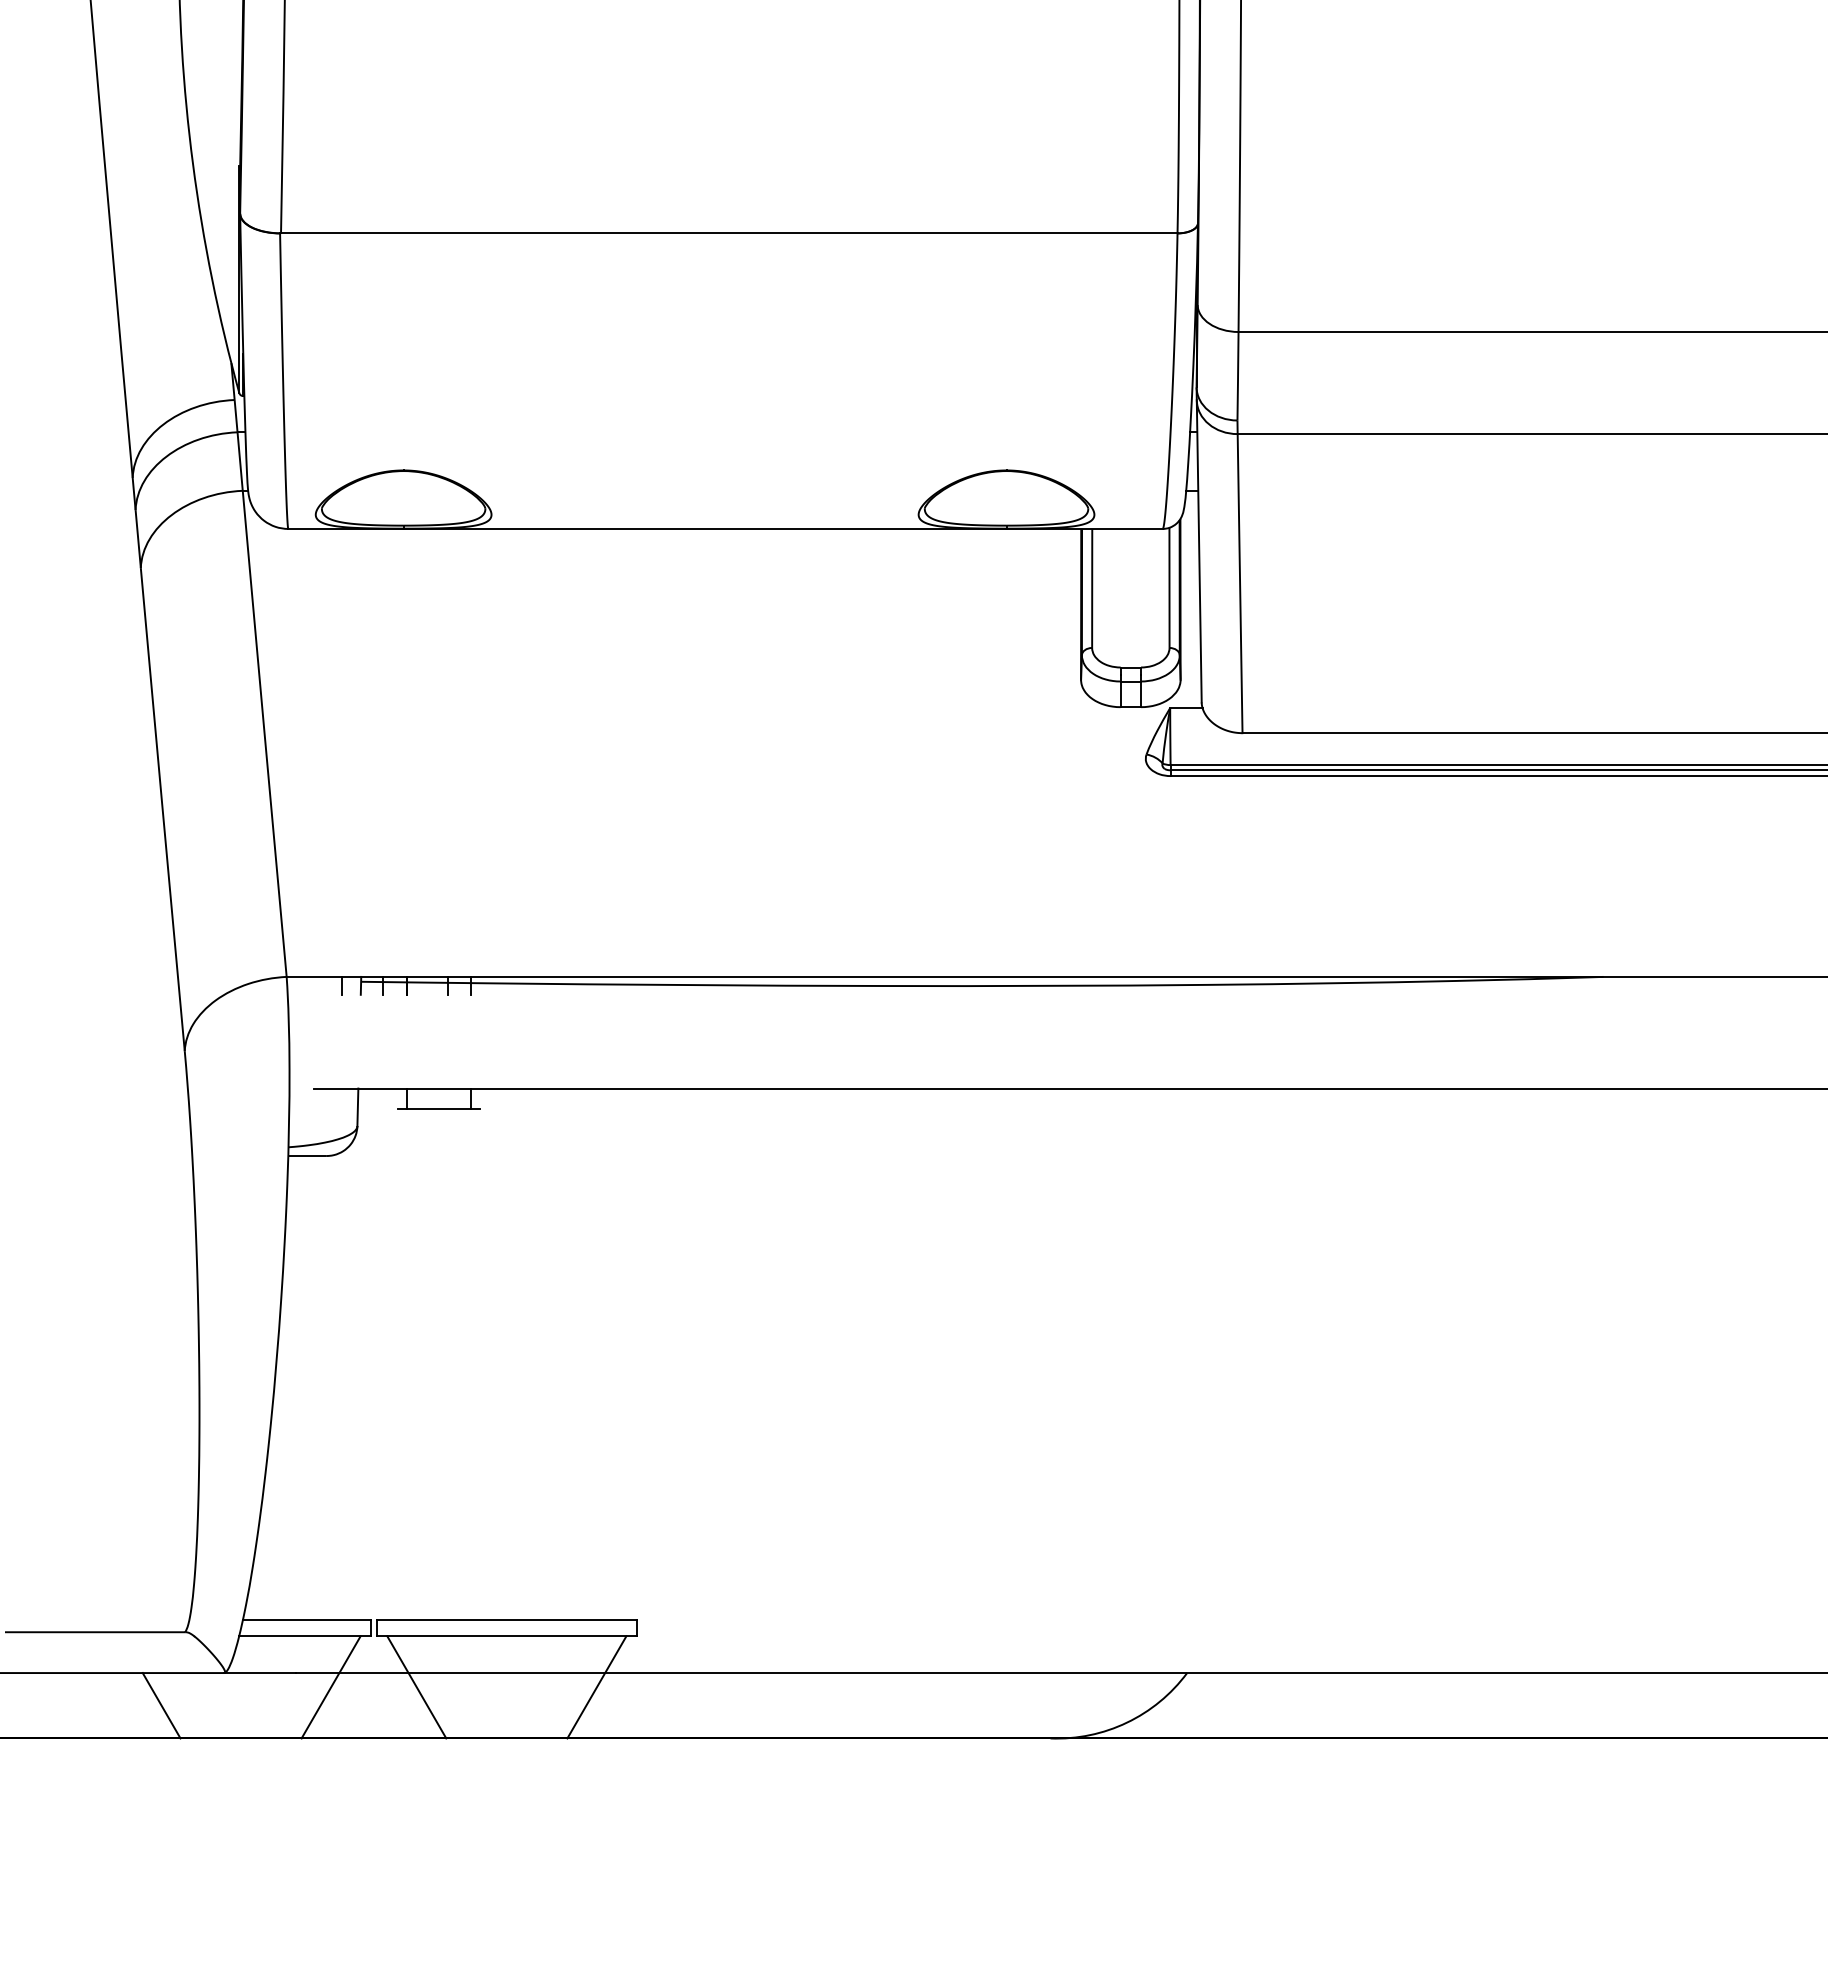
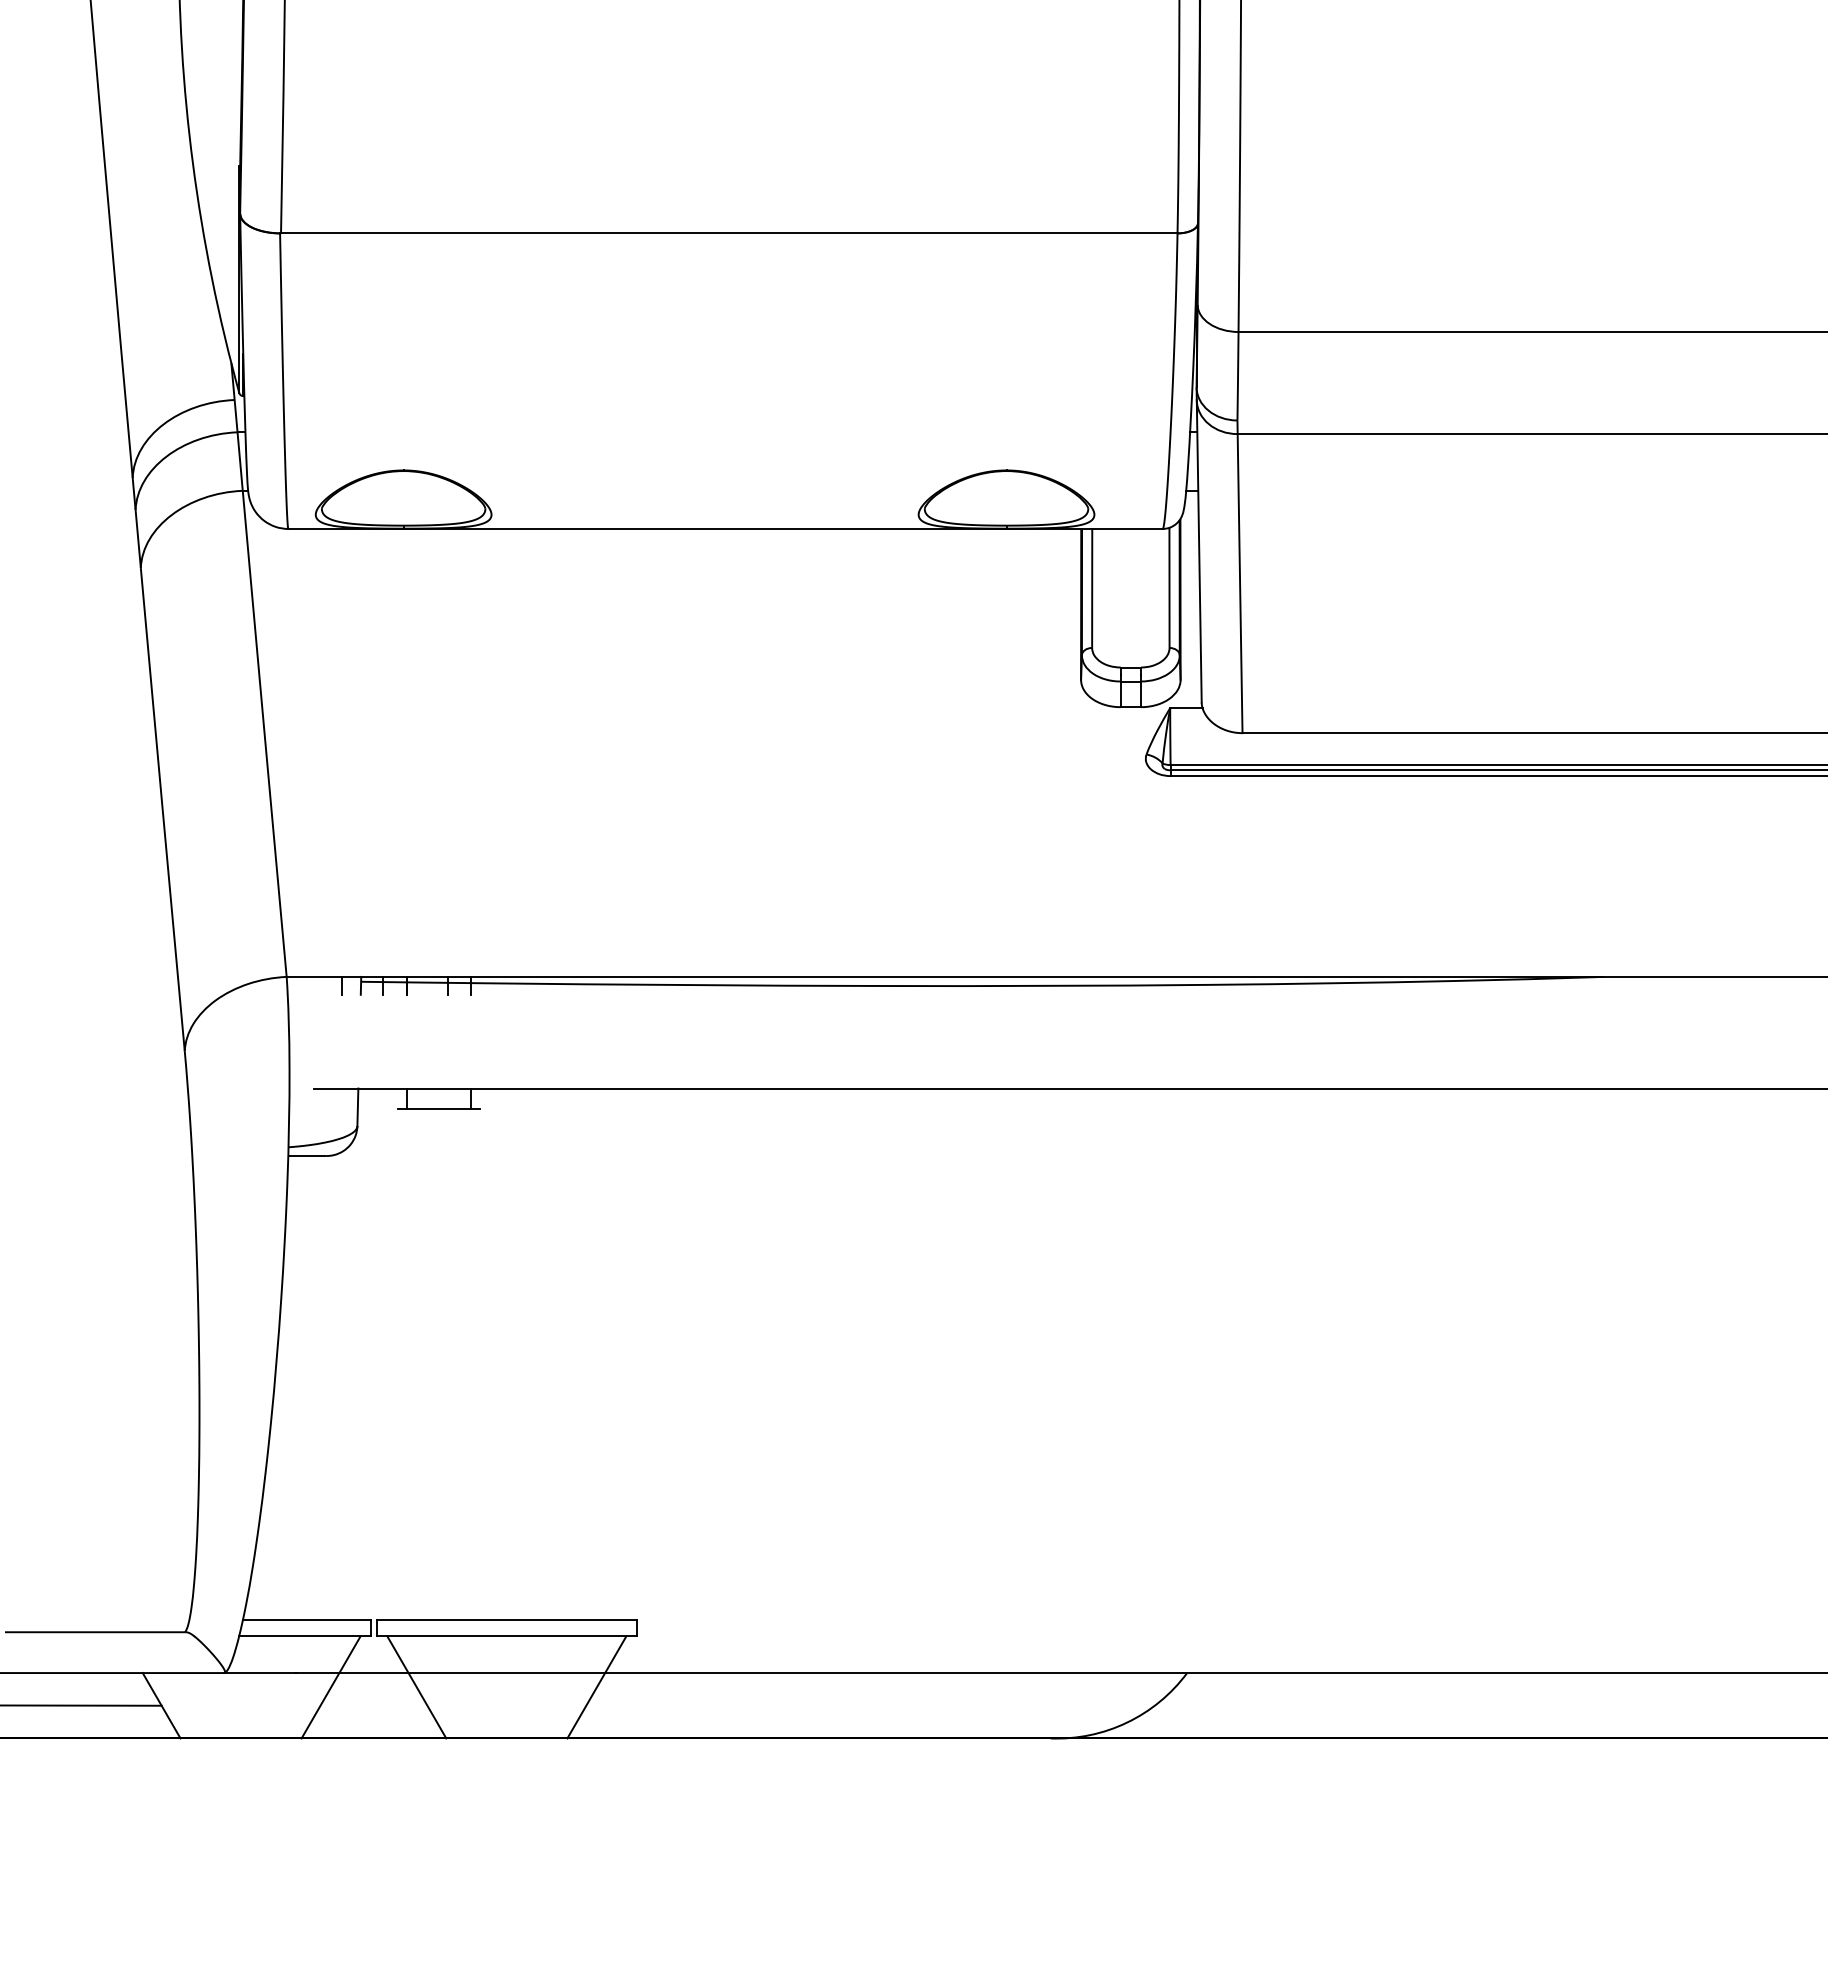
line: none -> present (81, 1705)
